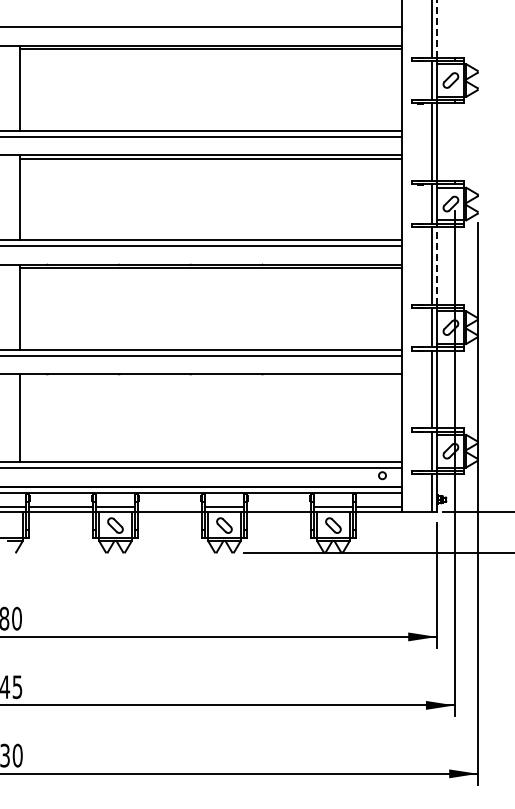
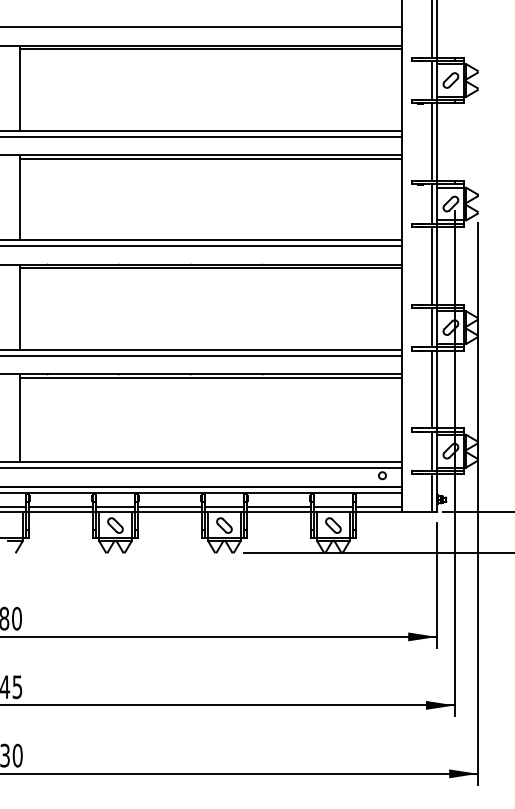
line: dashed -> solid (436, 28)
line: dashed -> solid (436, 265)
line: none -> present (210, 377)
line: none -> present (169, 506)
line: none -> present (278, 506)
